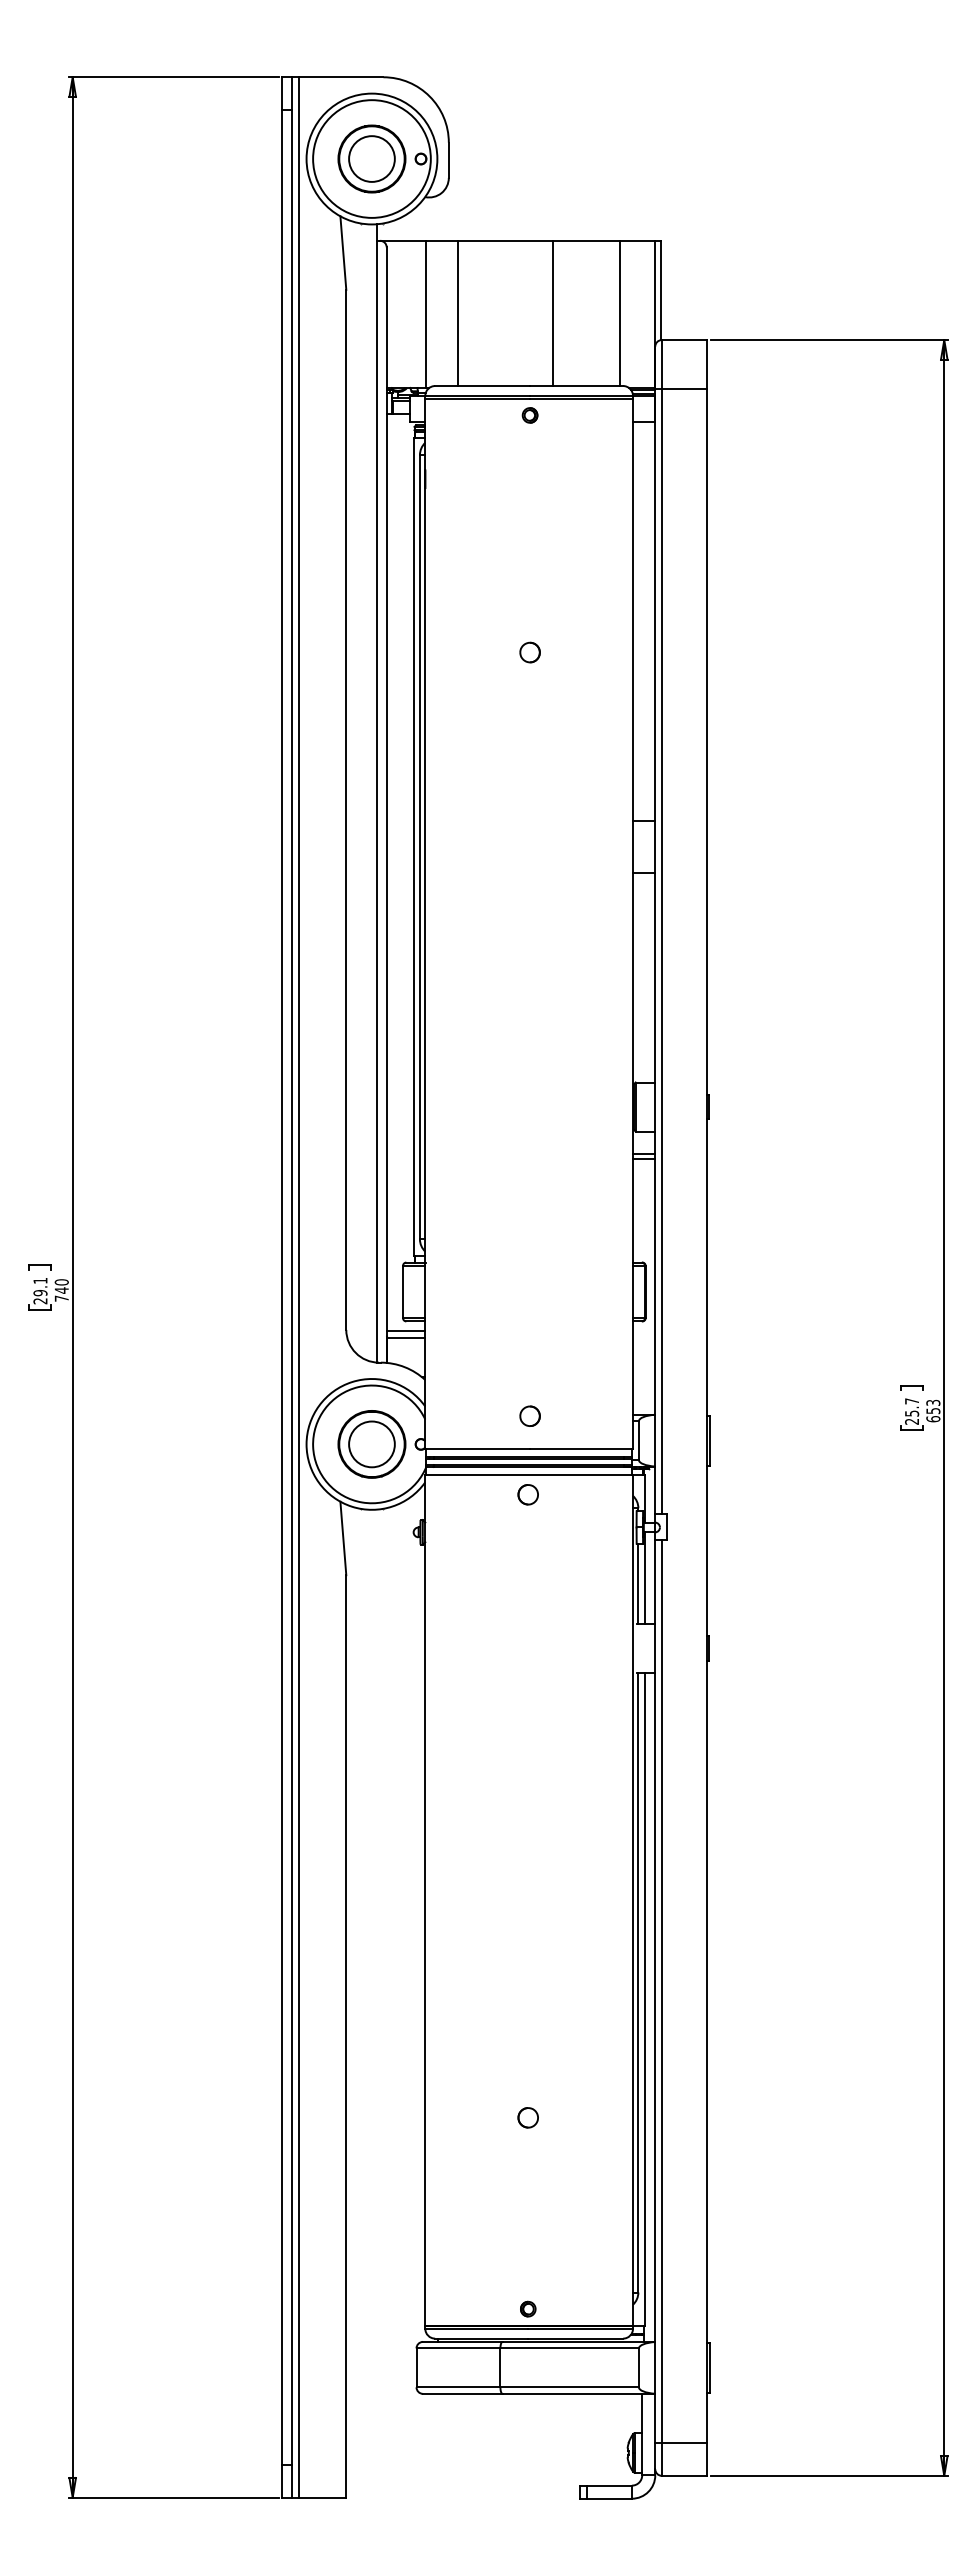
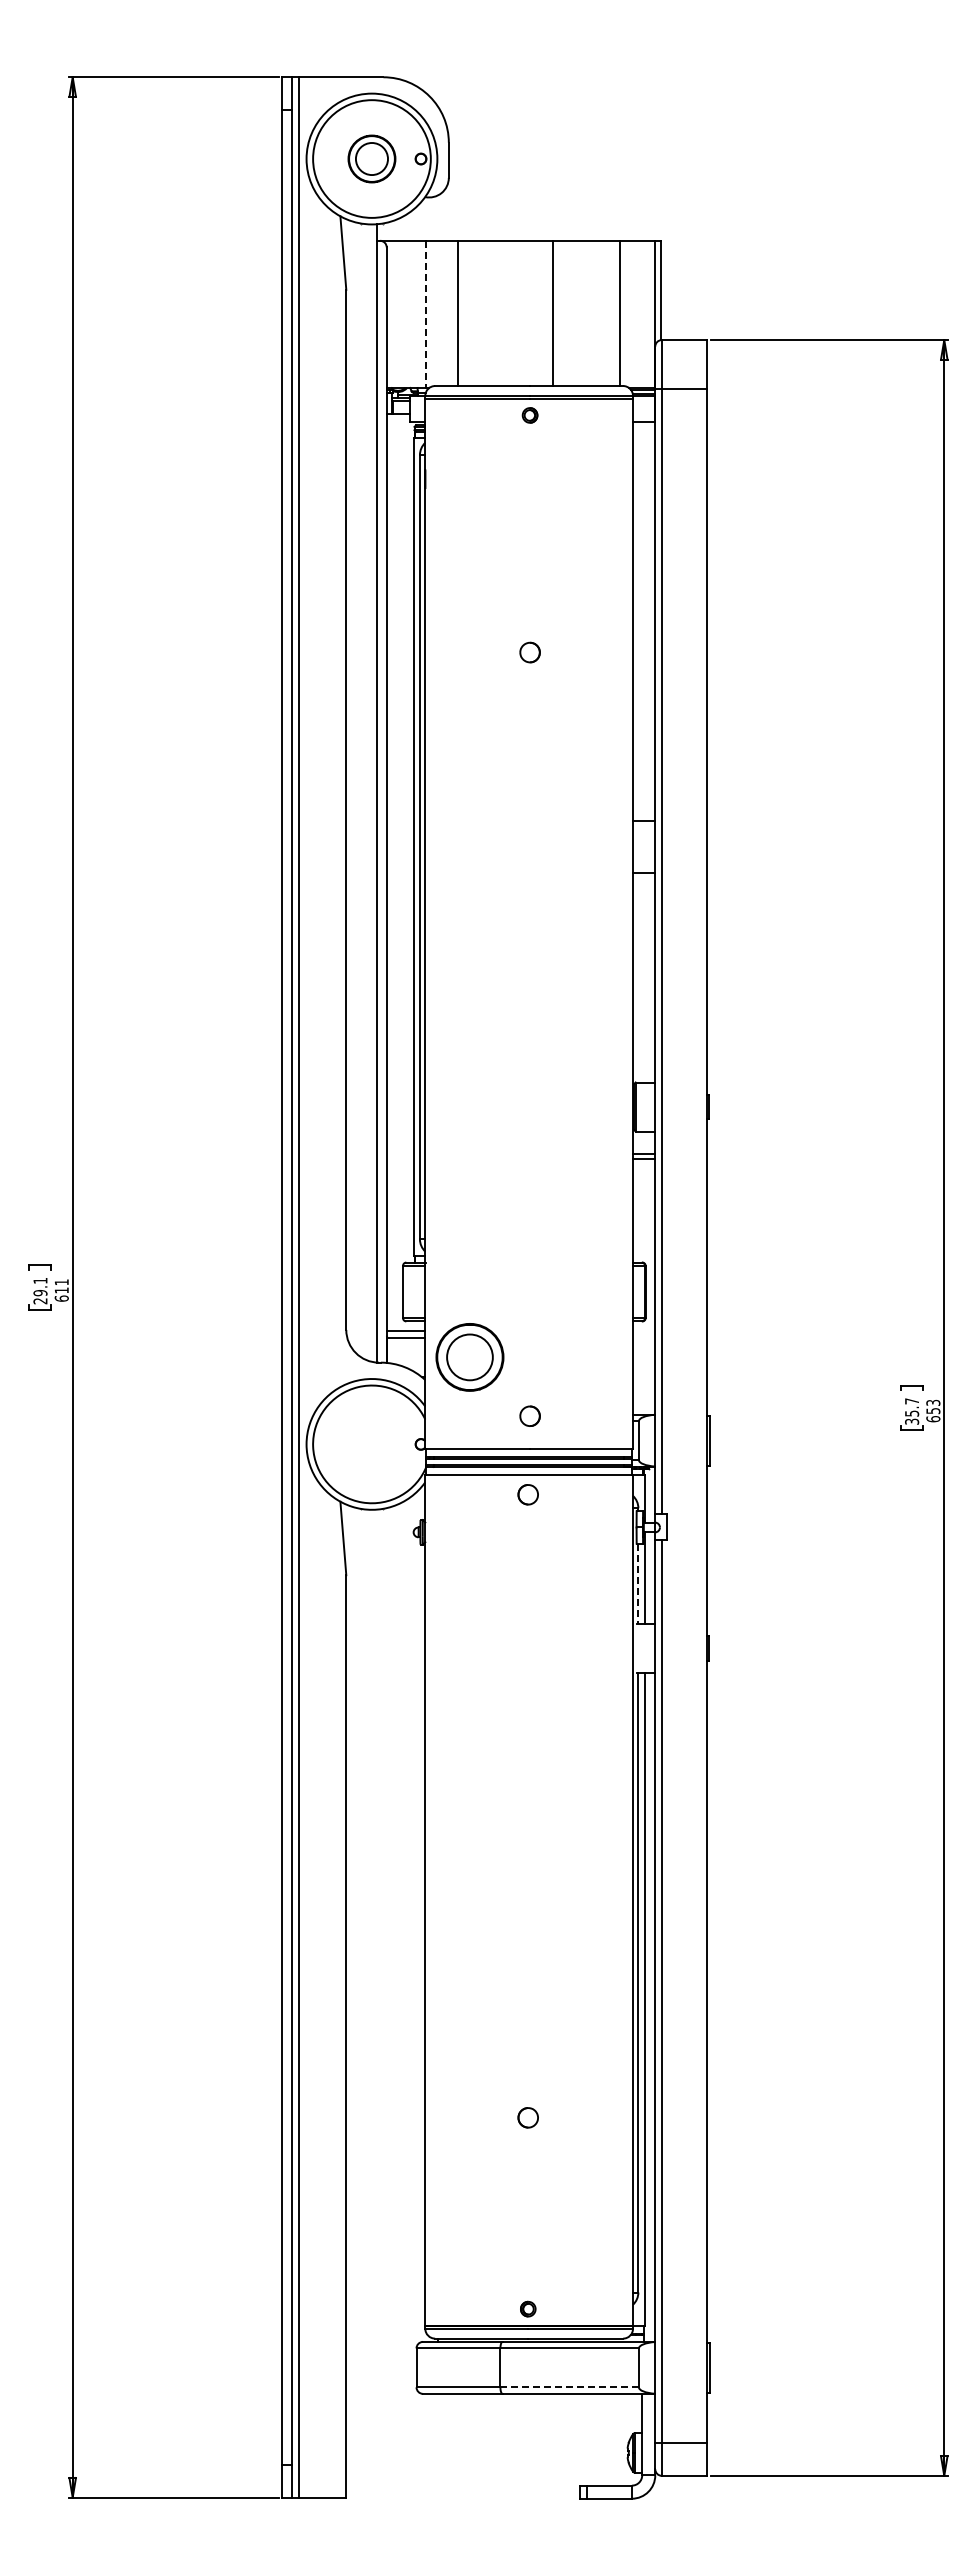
part size: 70x70 px -> 50x50 px (371, 158)
line: solid -> dashed (425, 314)
text: 740 -> 611 (61, 1290)
text: 25.7 -> 35.7 (912, 1421)
part position: (371, 1444) -> (469, 1357) (469, 1357)
line: solid -> dashed (638, 1584)
line: solid -> dashed (570, 2387)
